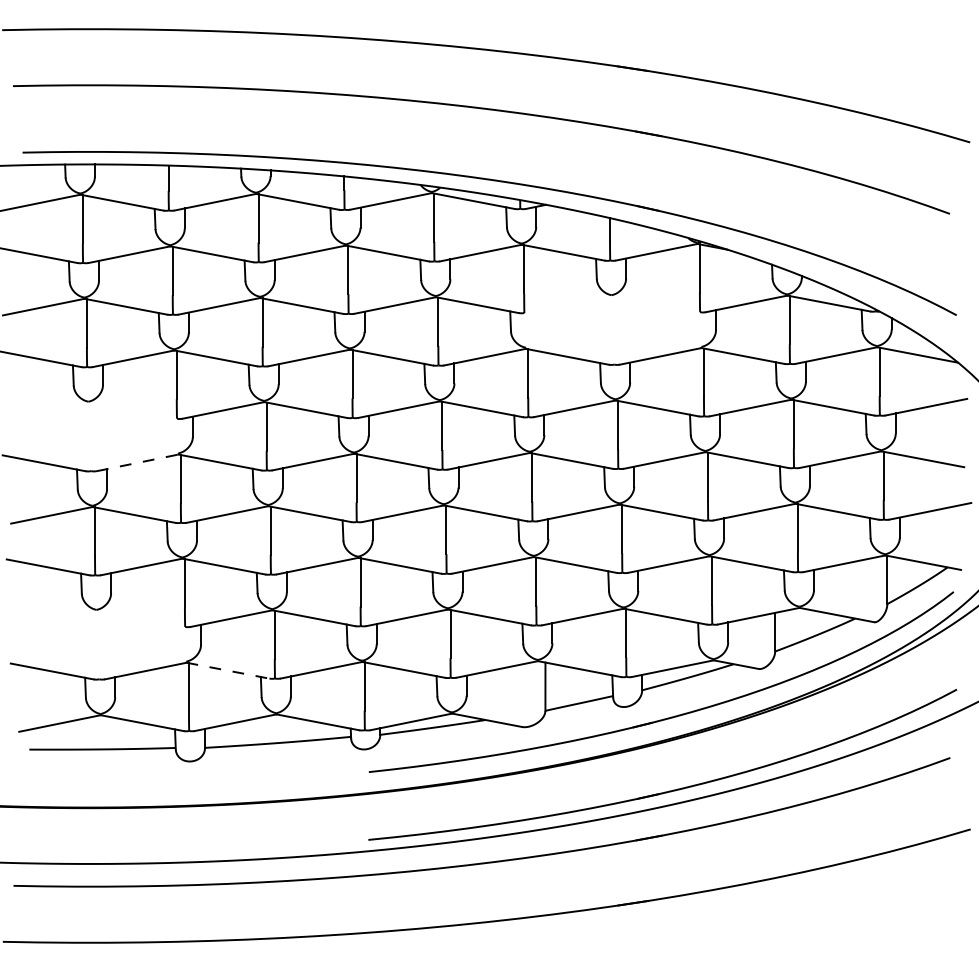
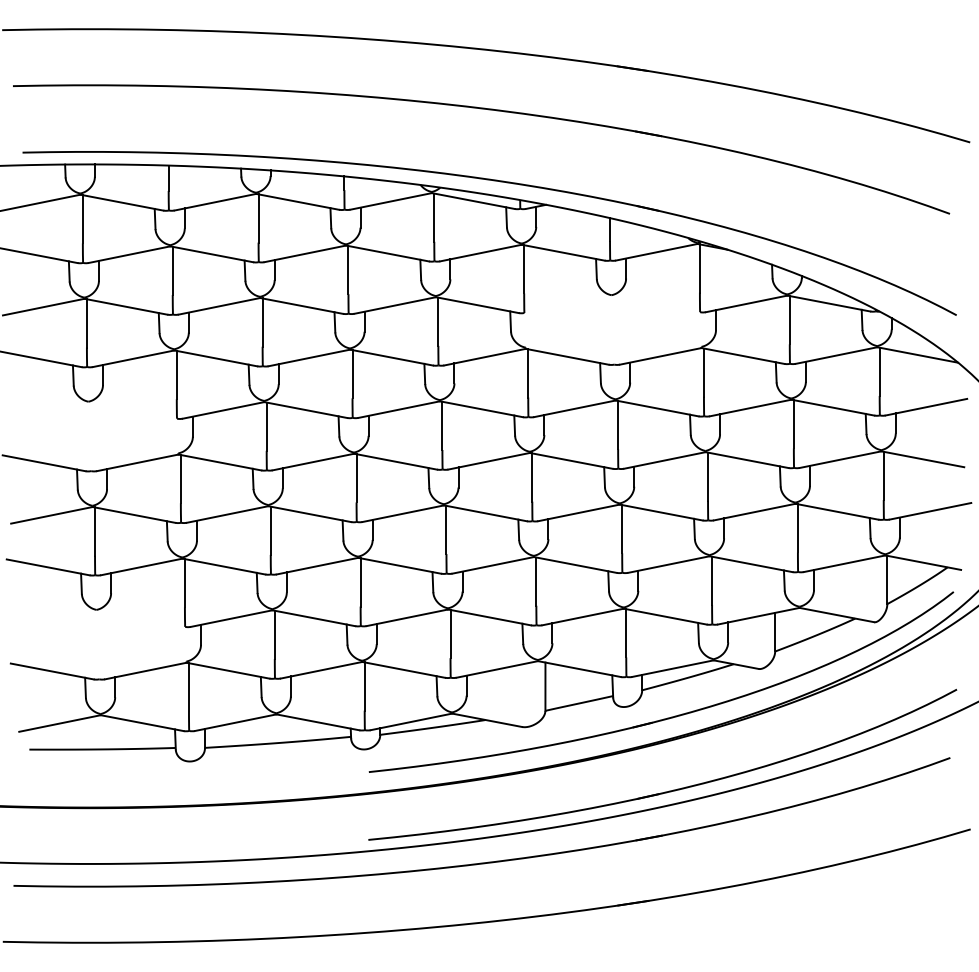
line: dashed -> solid (137, 462)
line: dashed -> solid (228, 670)
